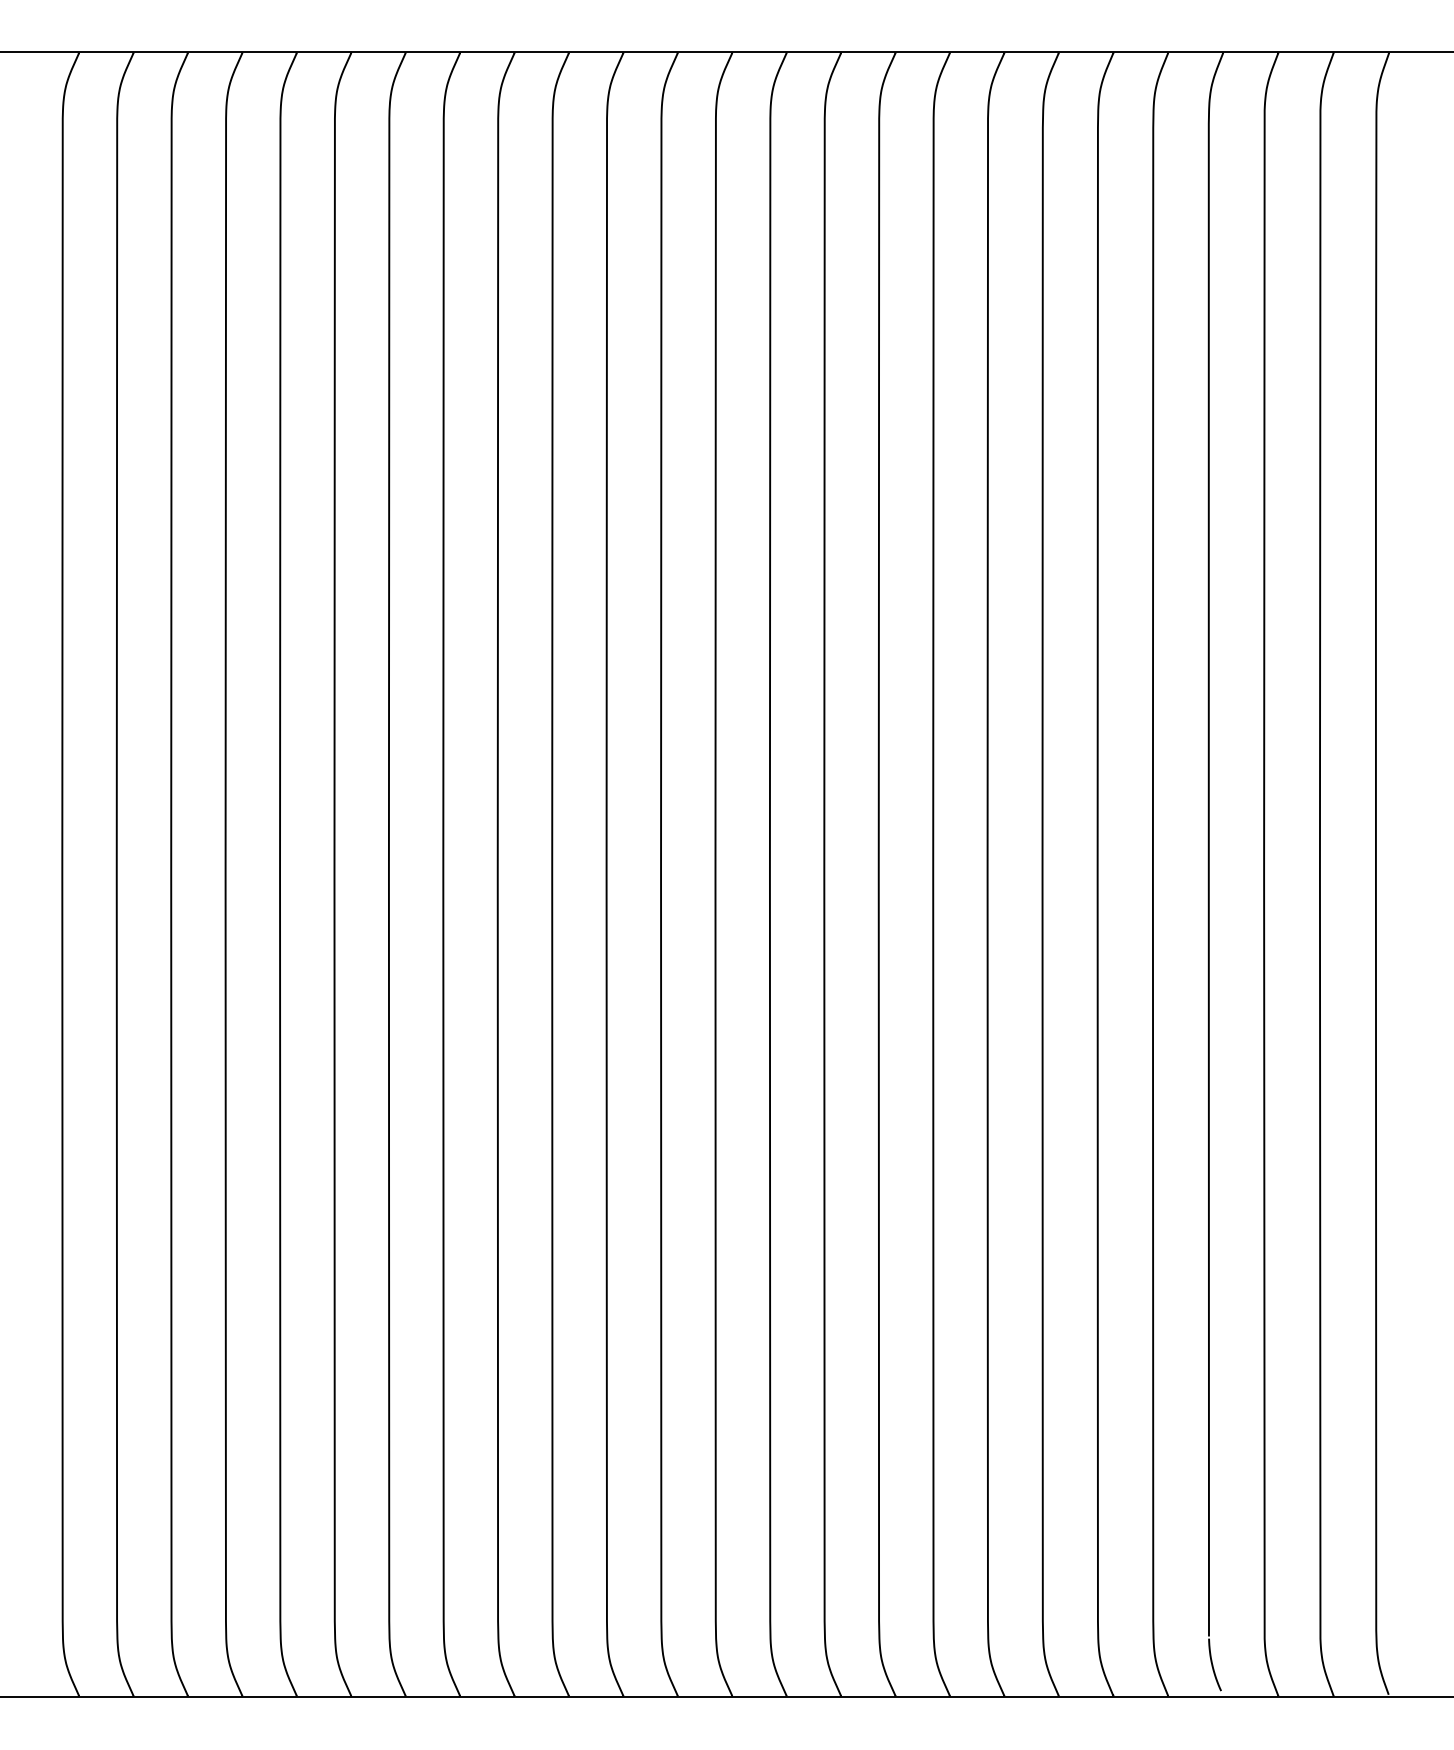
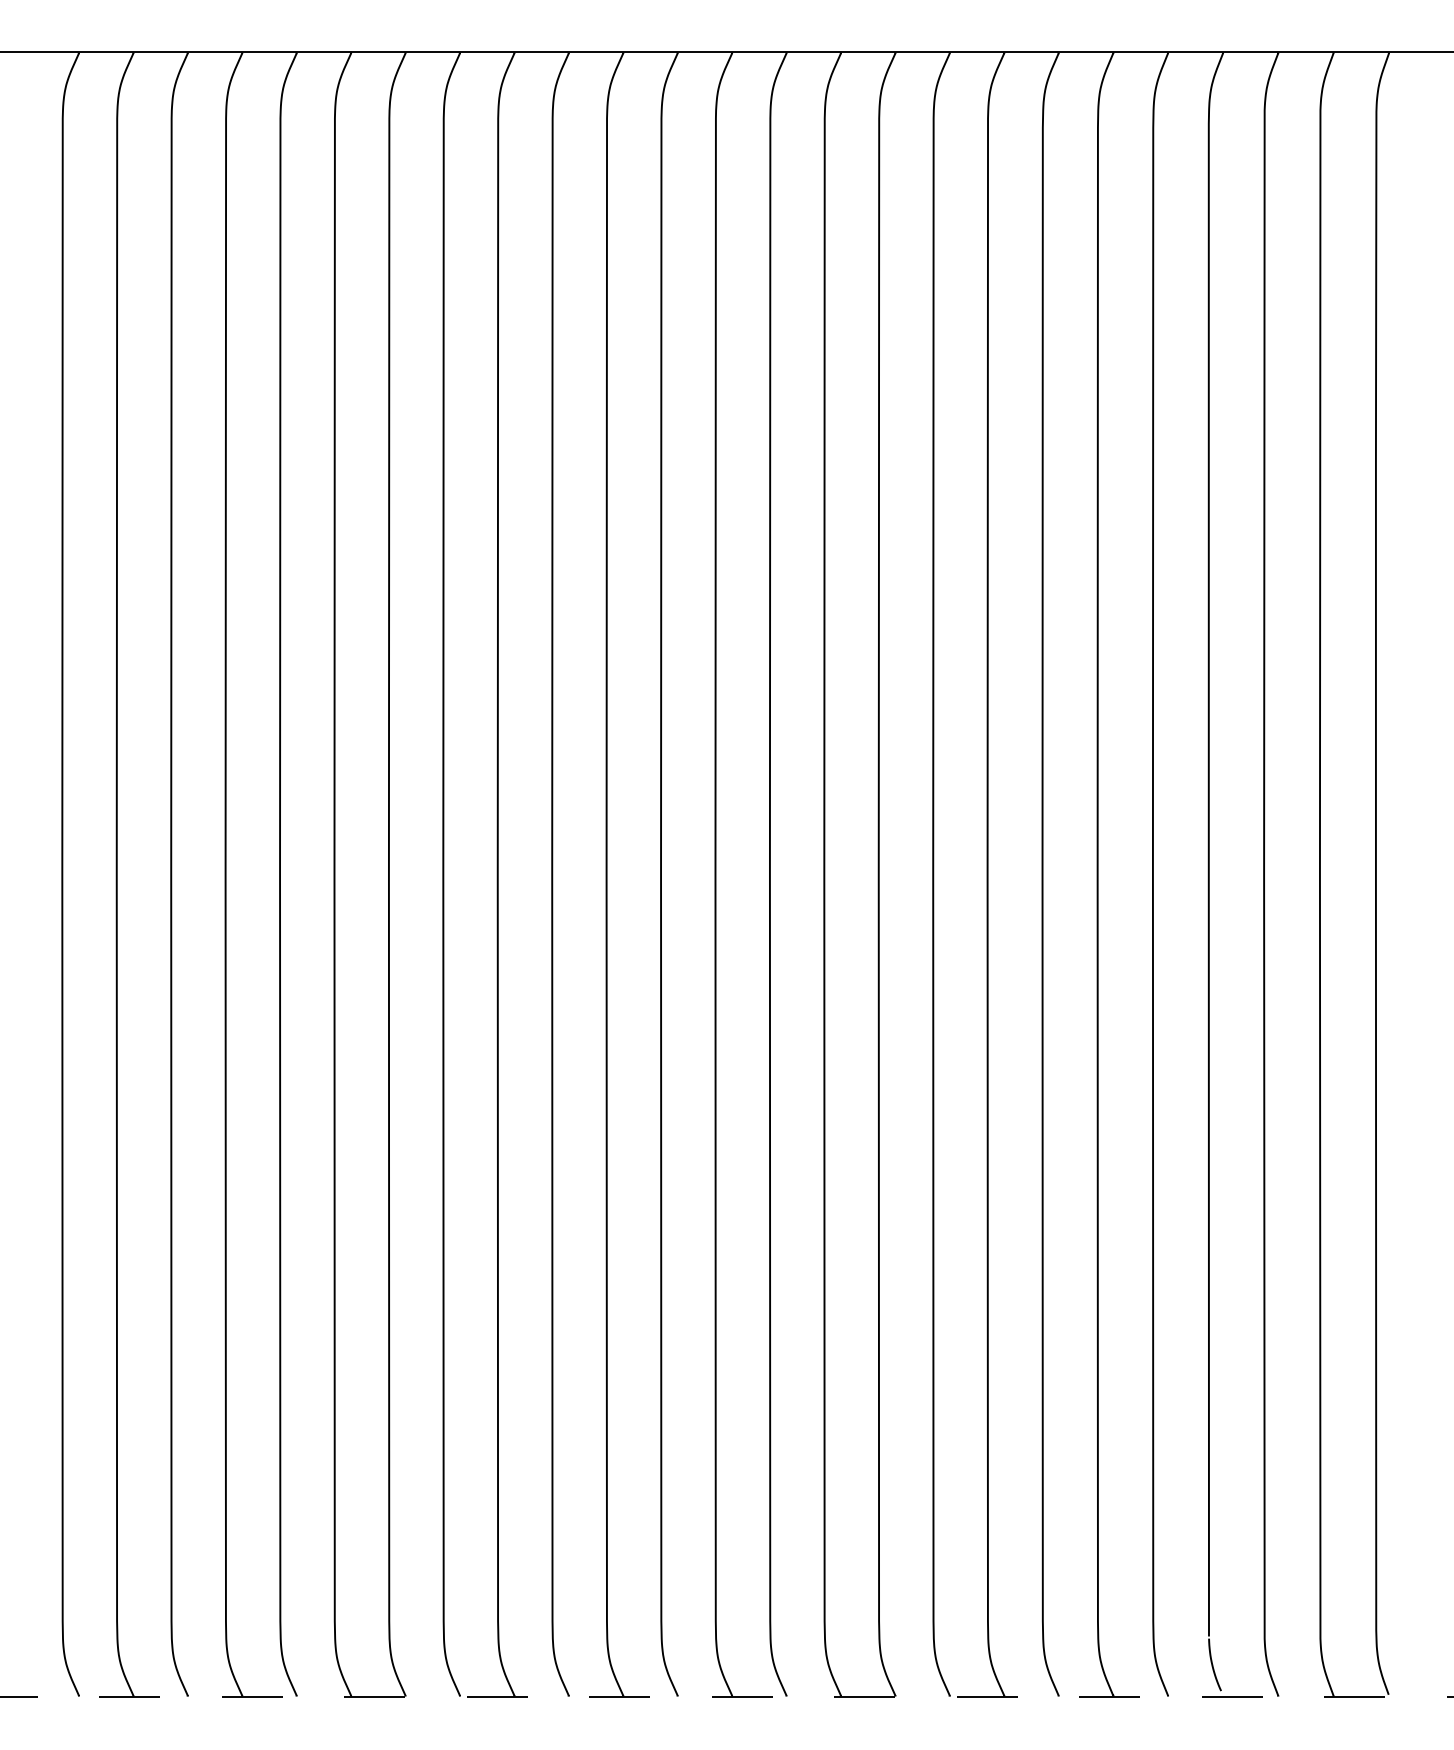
line: solid -> dashed (727, 1697)
